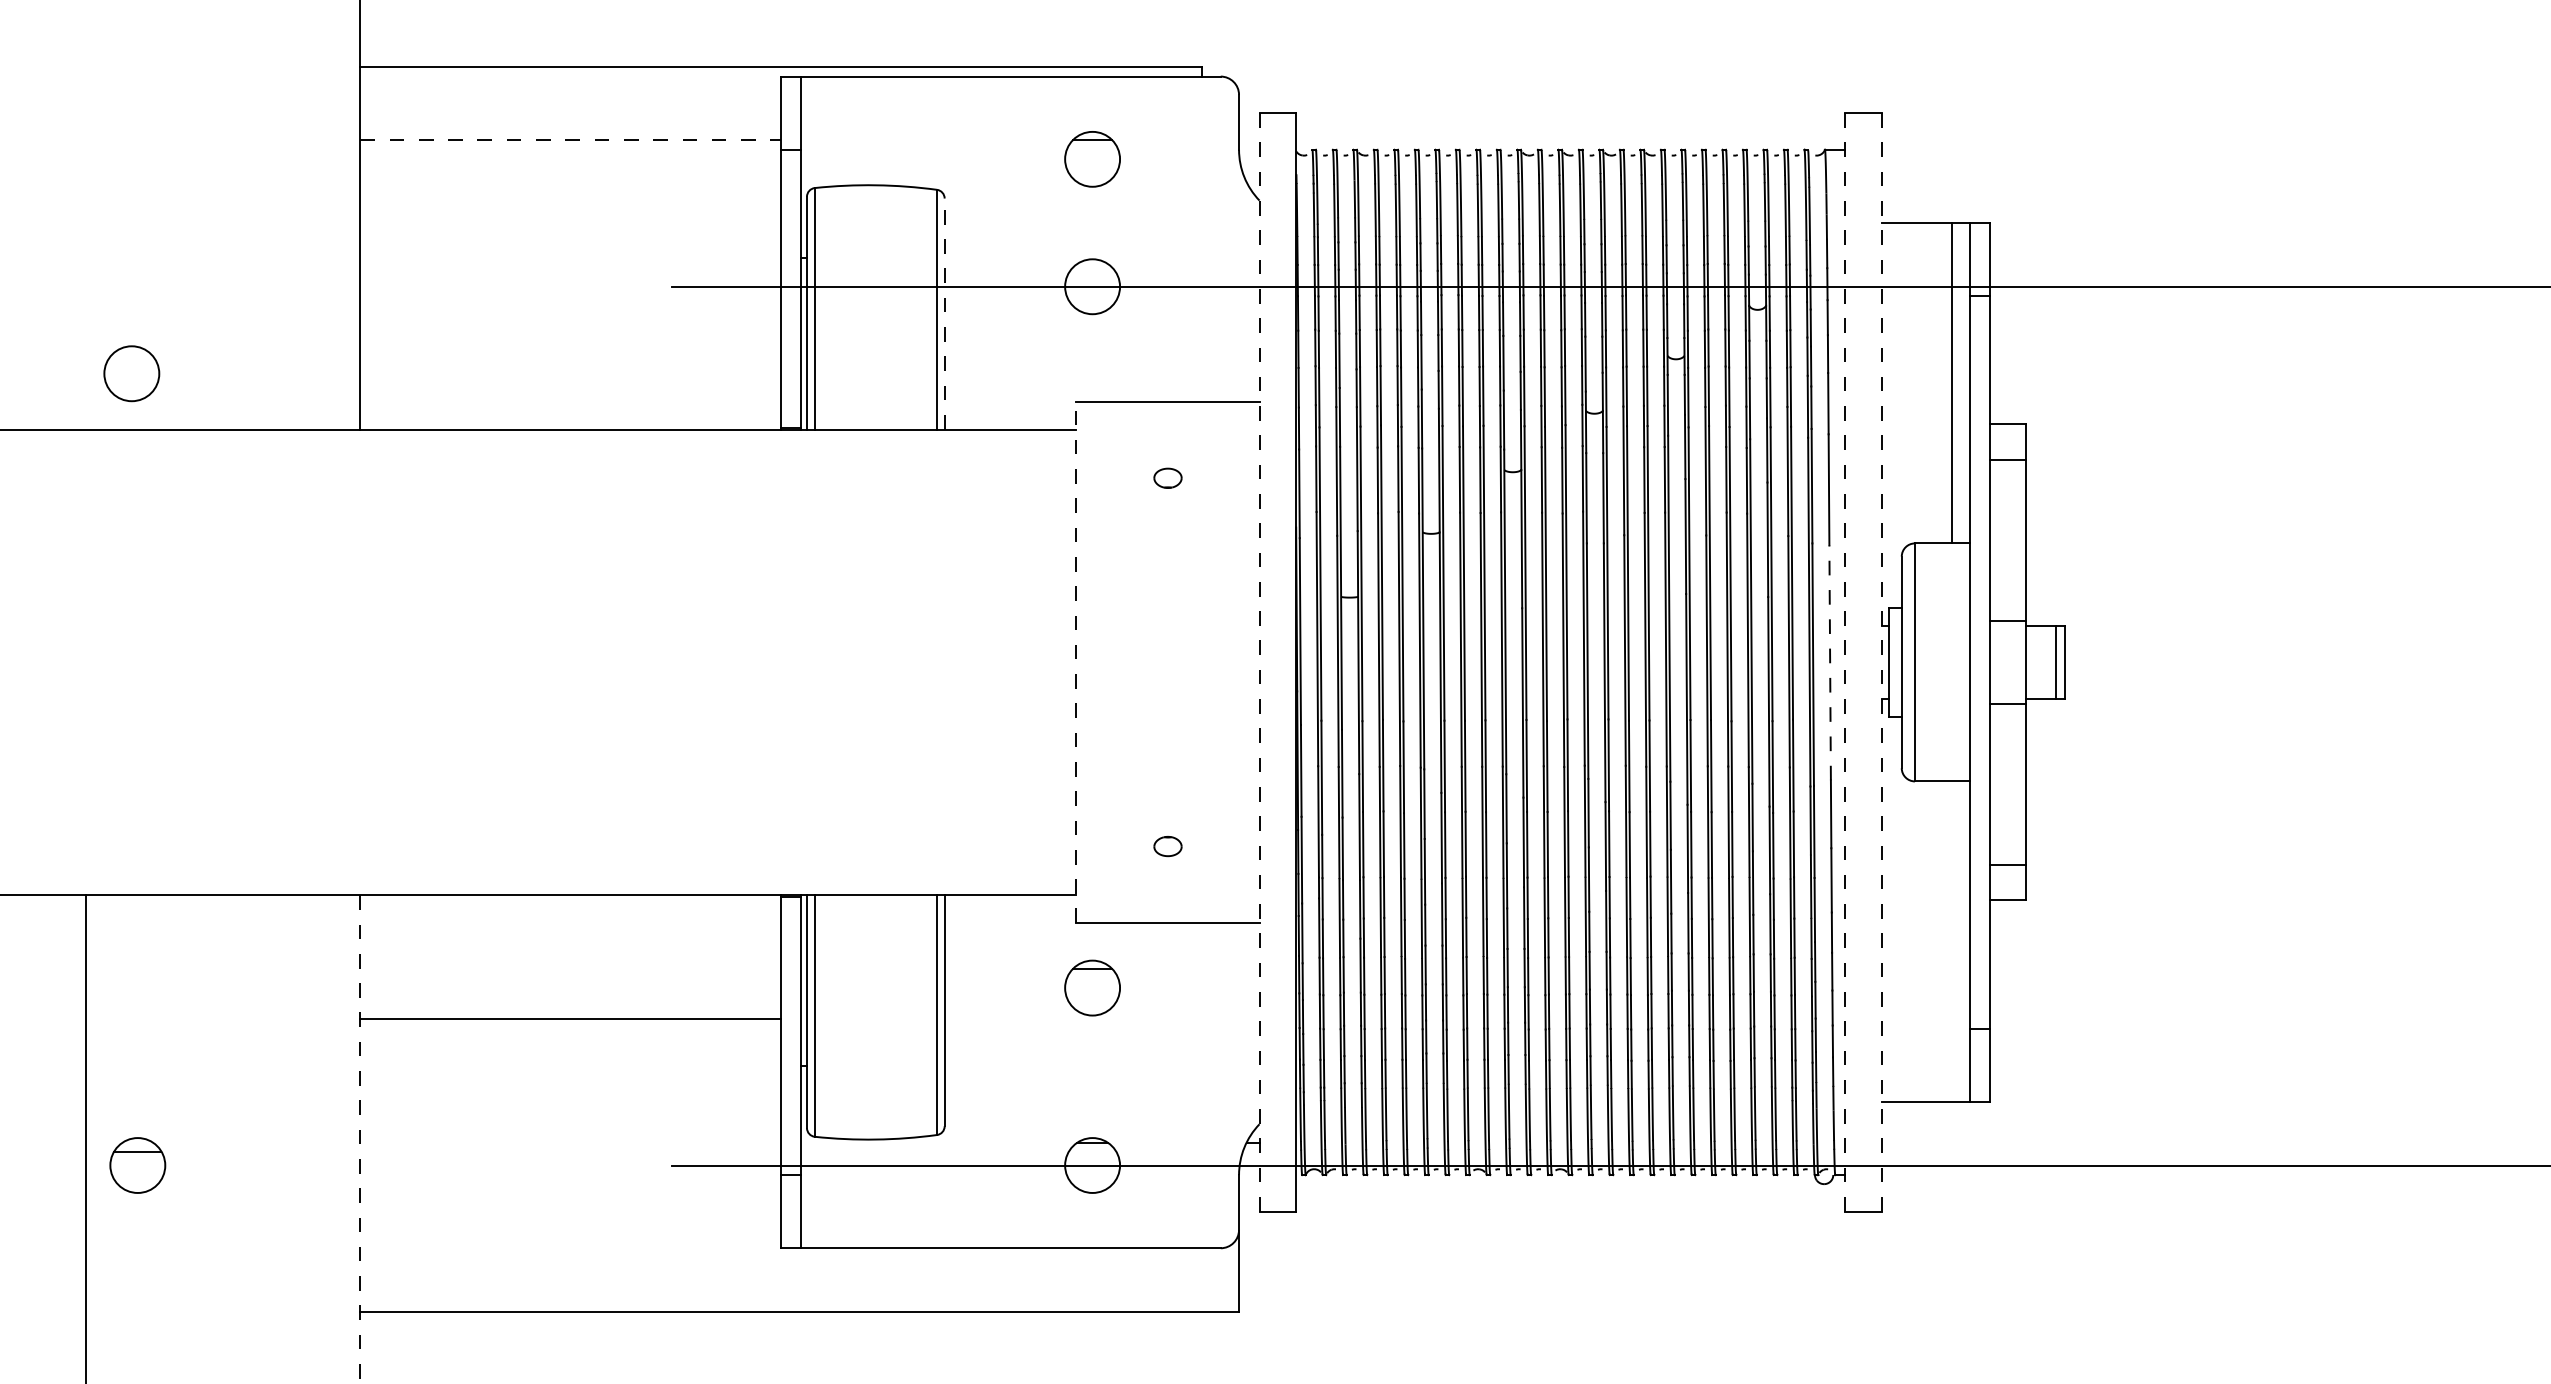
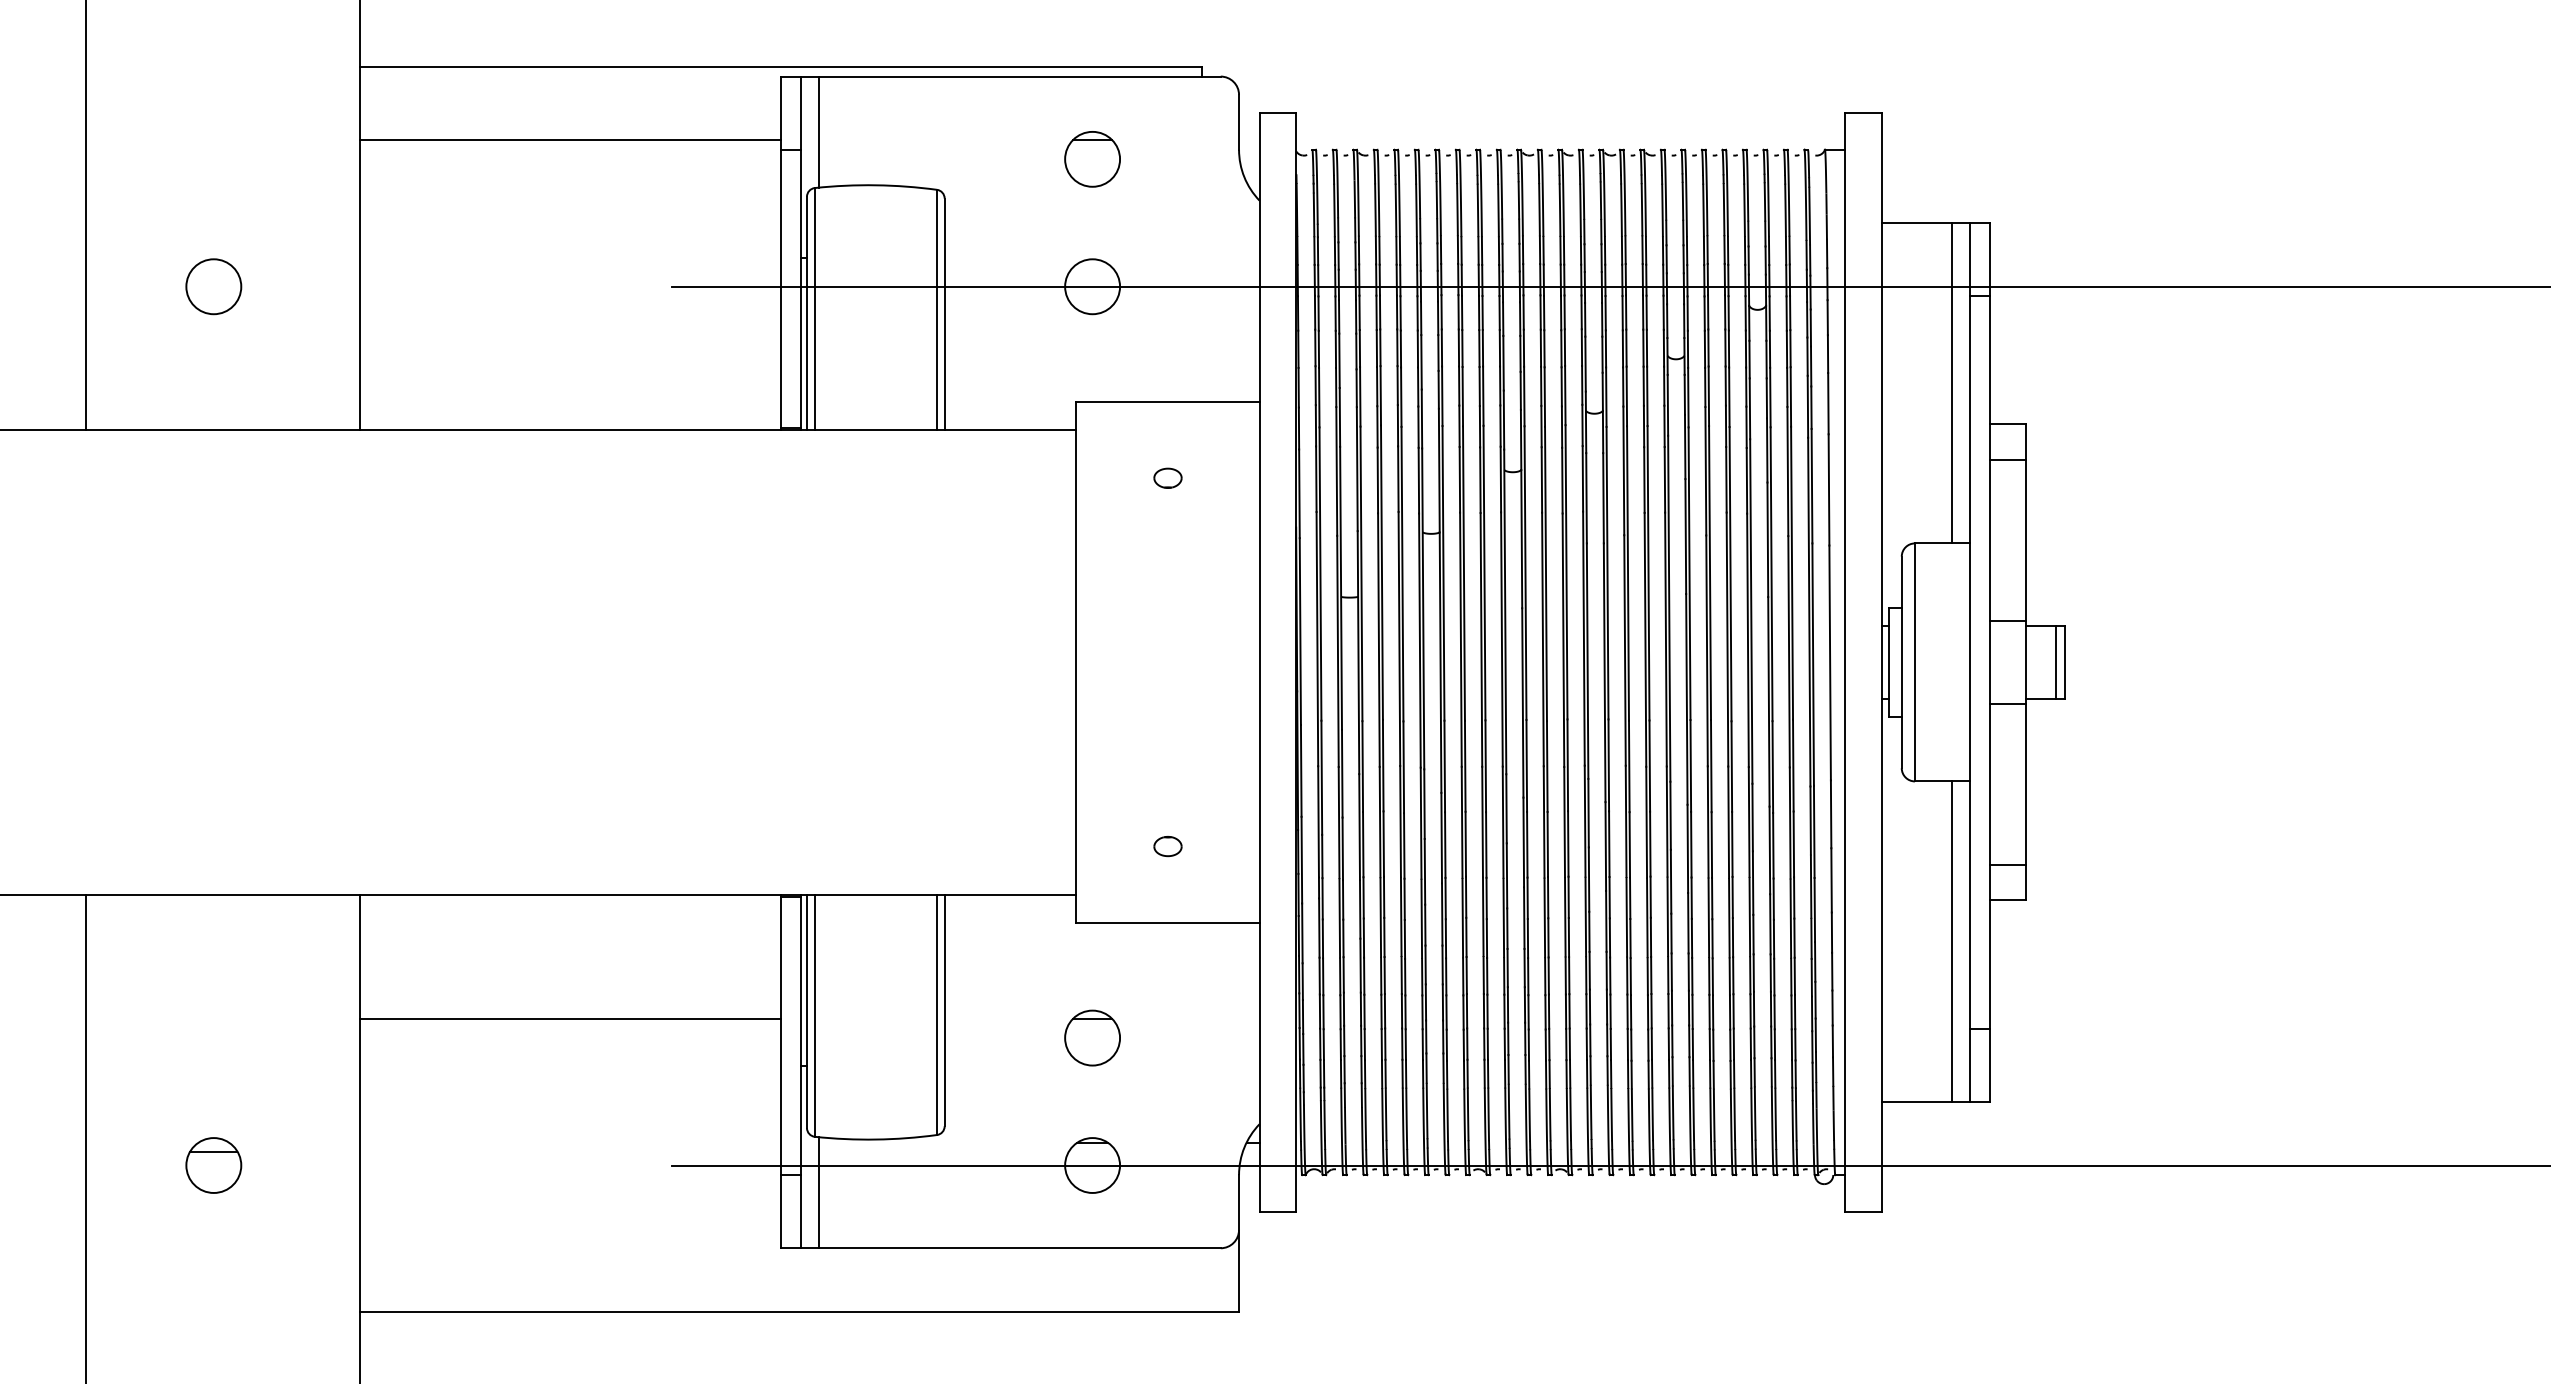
line: none -> present (819, 131)
line: dashed -> solid (570, 140)
line: none -> present (85, 215)
line: dashed -> solid (944, 314)
circle position: (131, 373) -> (213, 286) (213, 286)
line: dashed -> solid (1259, 661)
line: dashed -> solid (1076, 662)
line: dashed -> solid (1830, 662)
line: dashed -> solid (1845, 662)
line: dashed -> solid (1882, 662)
line: none -> present (1951, 941)
part position: (1092, 987) -> (1092, 1037) (1092, 1037)
line: dashed -> solid (360, 1140)
part position: (137, 1165) -> (213, 1165) (213, 1165)
line: none -> present (819, 1192)
